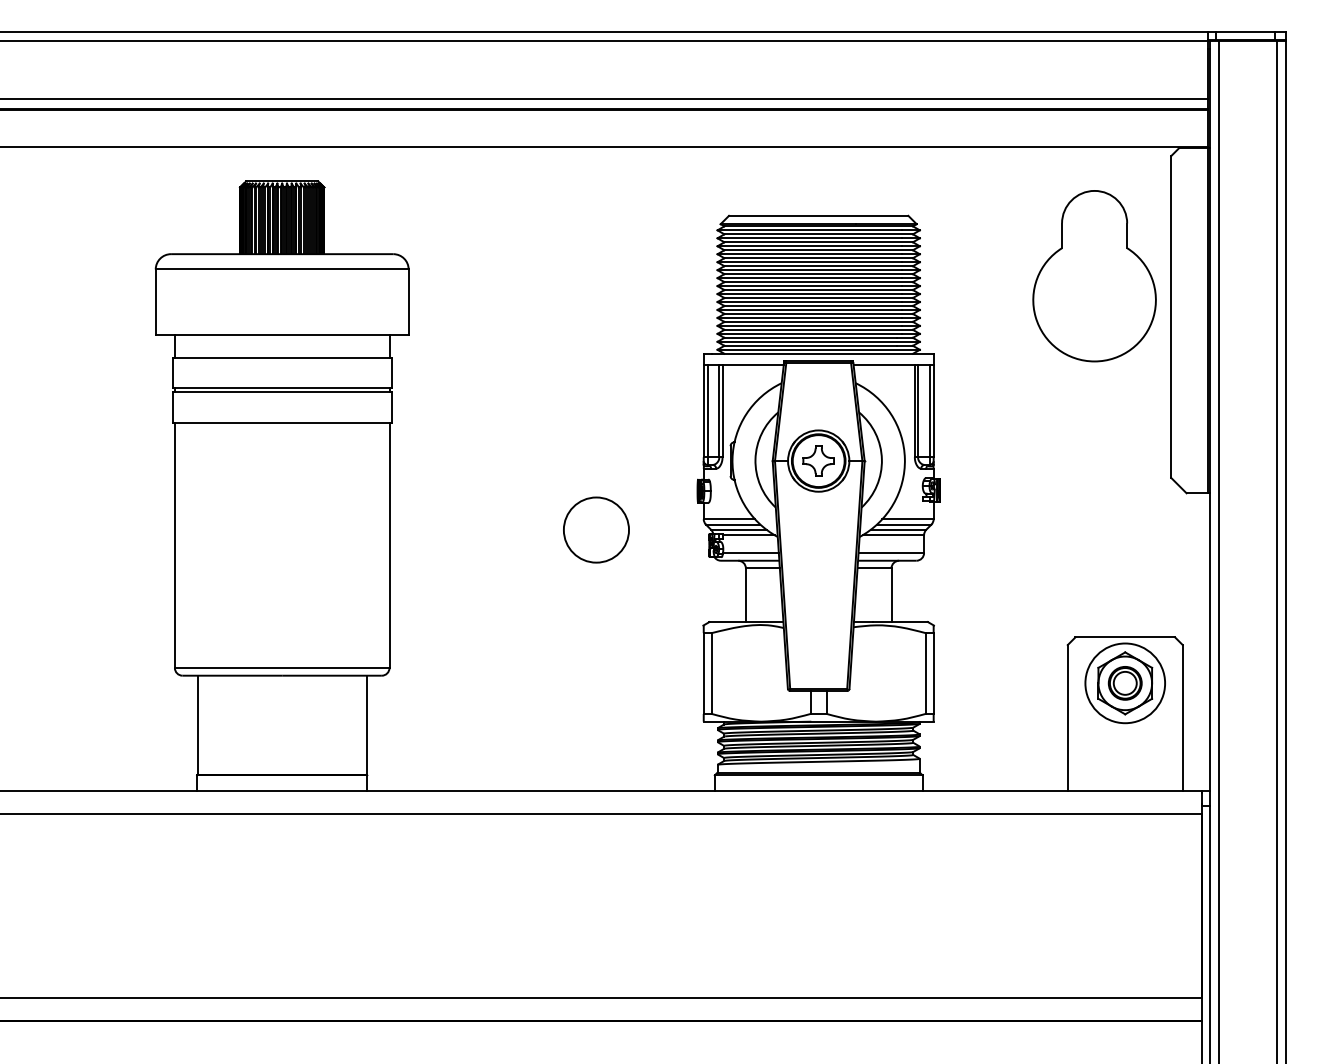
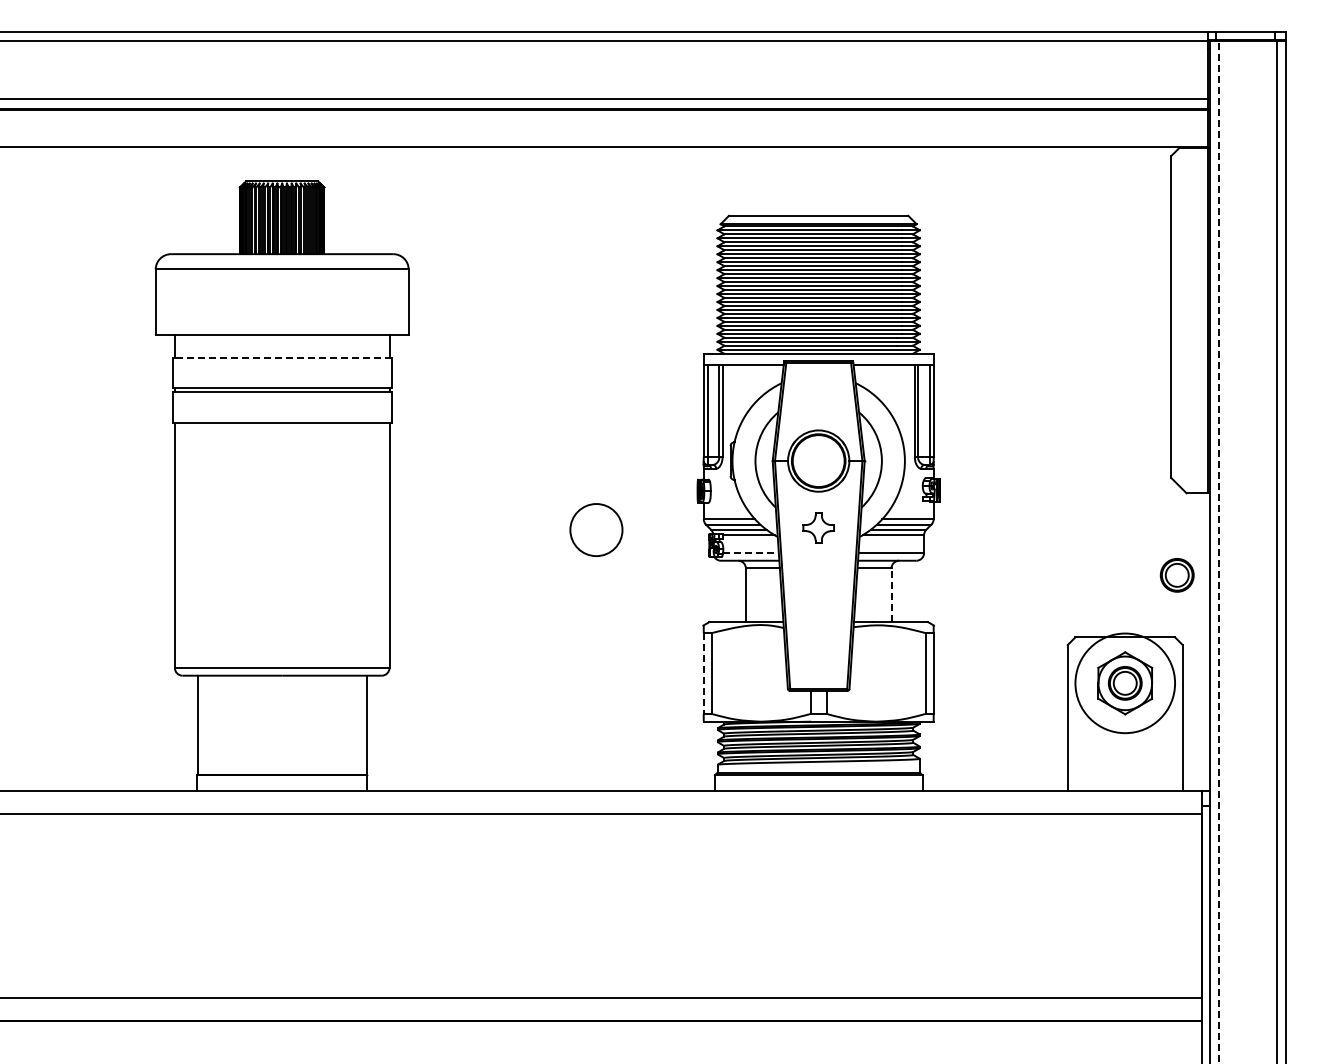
part: present -> none (1094, 276)
line: solid -> dashed (282, 357)
part position: (818, 460) -> (818, 527) (818, 527)
circle diameter: 65 px -> 52 px (596, 530)
line: solid -> dashed (1218, 552)
line: solid -> dashed (750, 553)
part: none -> present (1176, 575)
line: solid -> dashed (891, 595)
line: solid -> dashed (703, 674)
circle diameter: 80 px -> 100 px (1125, 683)
